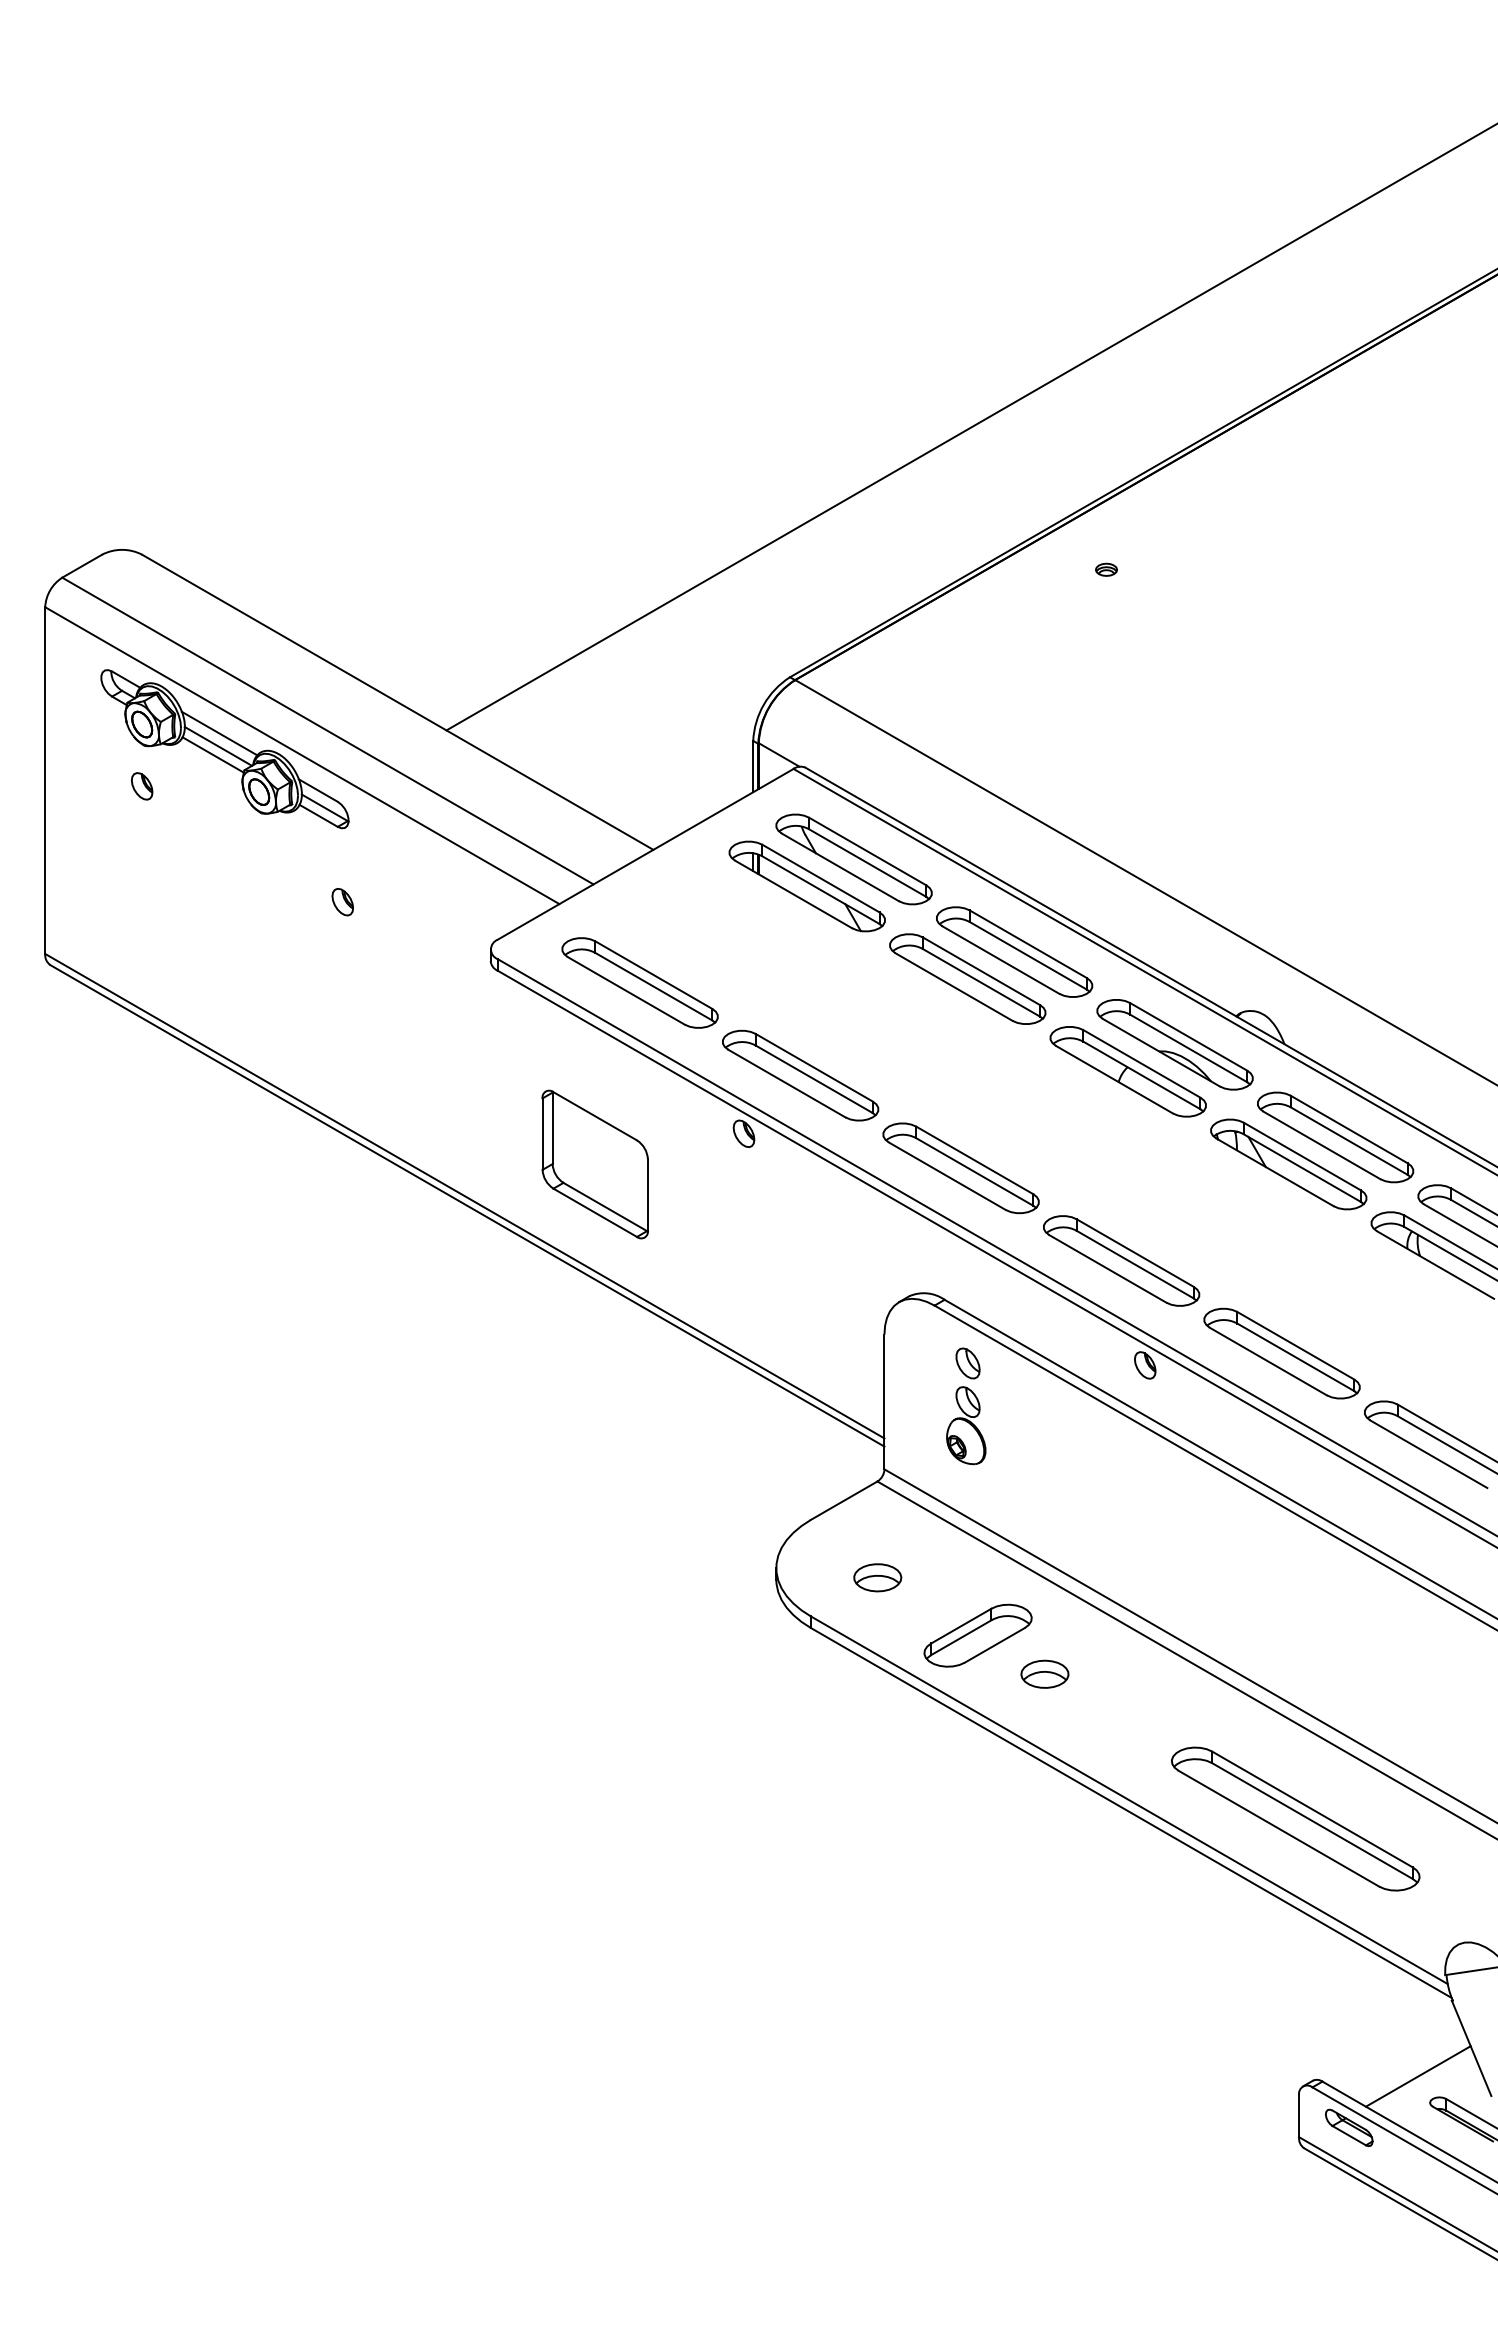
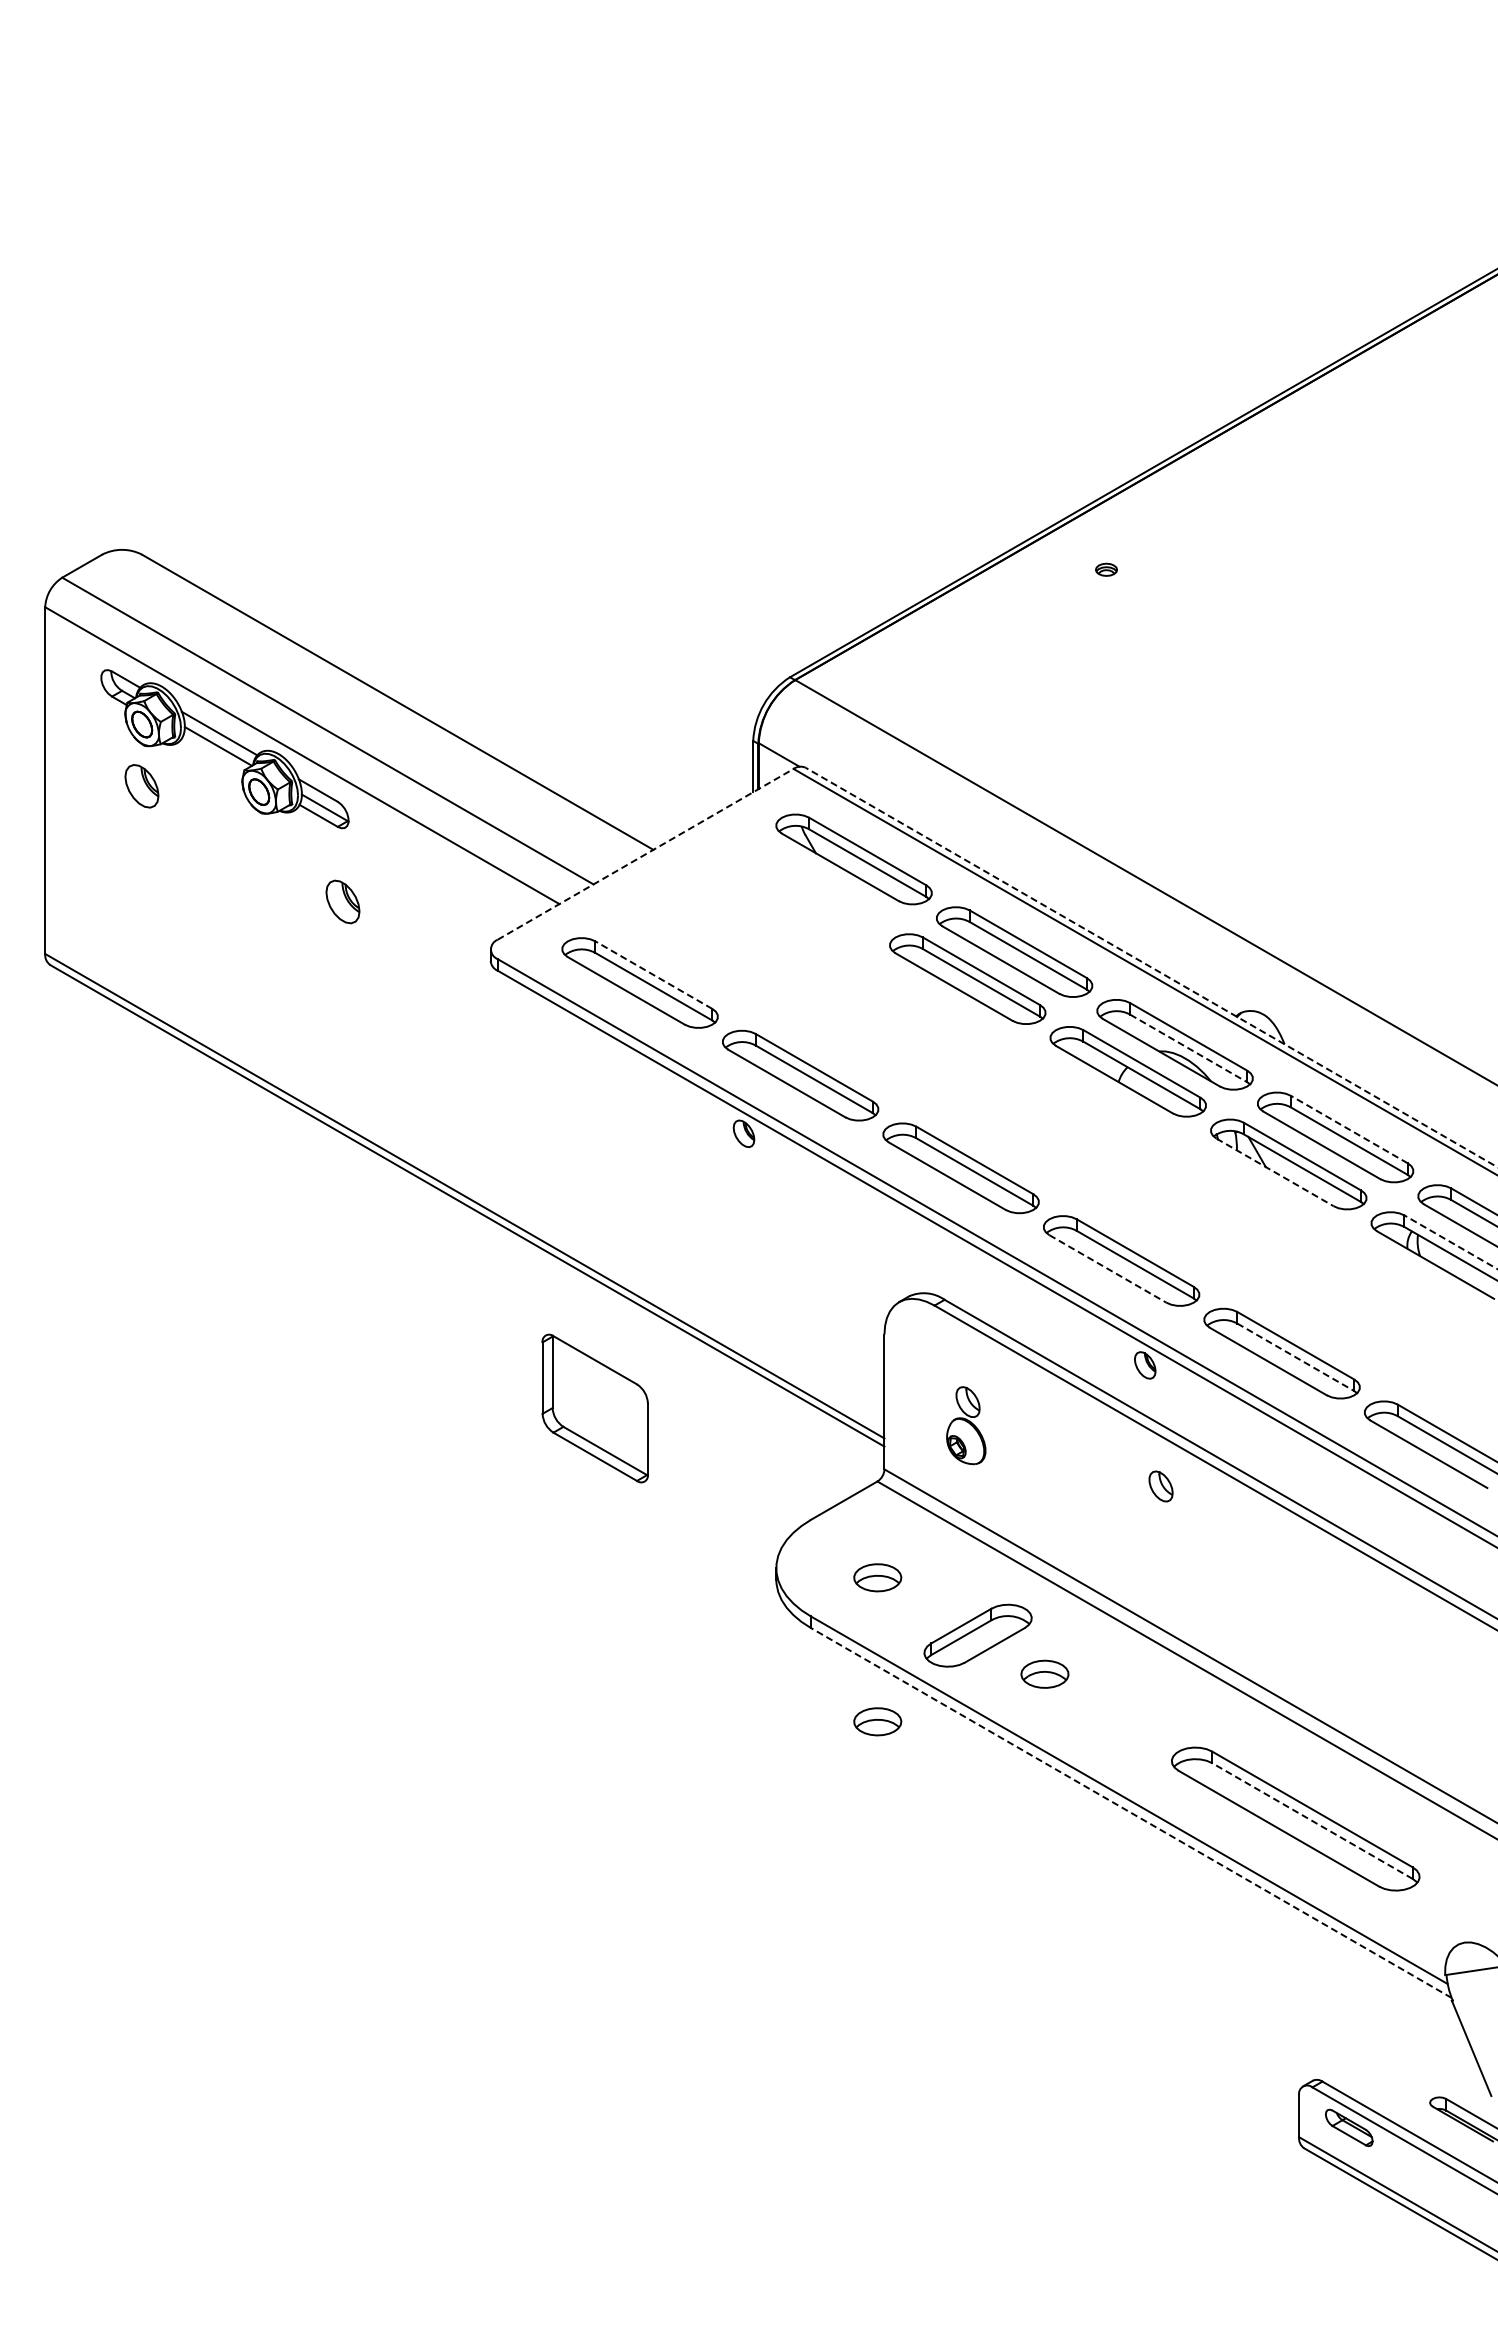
line: present -> none (970, 427)
line: present -> none (212, 754)
part size: 23x29 px -> 36x45 px (141, 786)
line: solid -> dashed (645, 854)
part: present -> none (806, 886)
part size: 23x29 px -> 36x46 px (342, 901)
line: solid -> dashed (1151, 967)
line: solid -> dashed (653, 975)
line: solid -> dashed (1188, 1048)
line: solid -> dashed (1349, 1129)
part position: (594, 1164) -> (594, 1408) (594, 1408)
line: solid -> dashed (1275, 1172)
line: solid -> dashed (1450, 1242)
line: solid -> dashed (1107, 1268)
line: solid -> dashed (1295, 1357)
part position: (967, 1363) -> (1160, 1486) (1160, 1486)
part: none -> present (877, 1721)
line: solid -> dashed (1131, 1812)
line: solid -> dashed (1312, 1821)
line: present -> none (1417, 2076)
